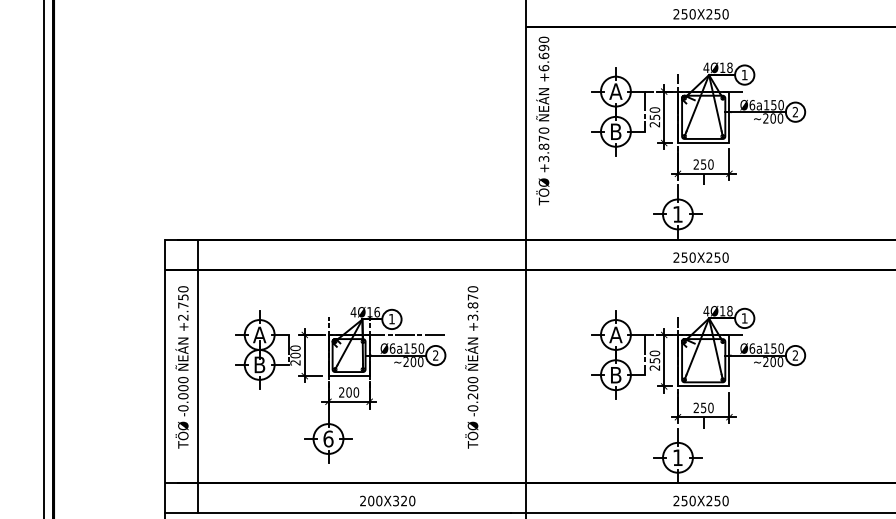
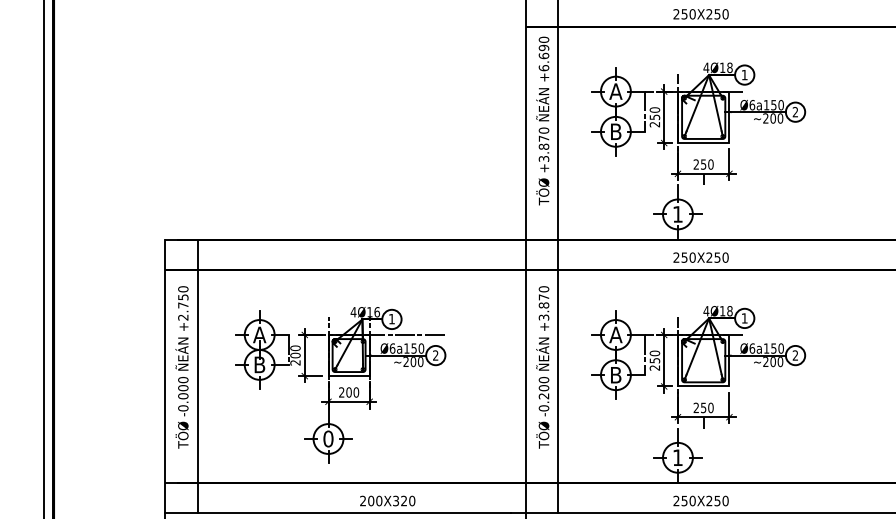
line: none -> present (558, 257)
text position: (471, 367) -> (542, 367) (542, 367)
text: 6 -> 0 (328, 438)
